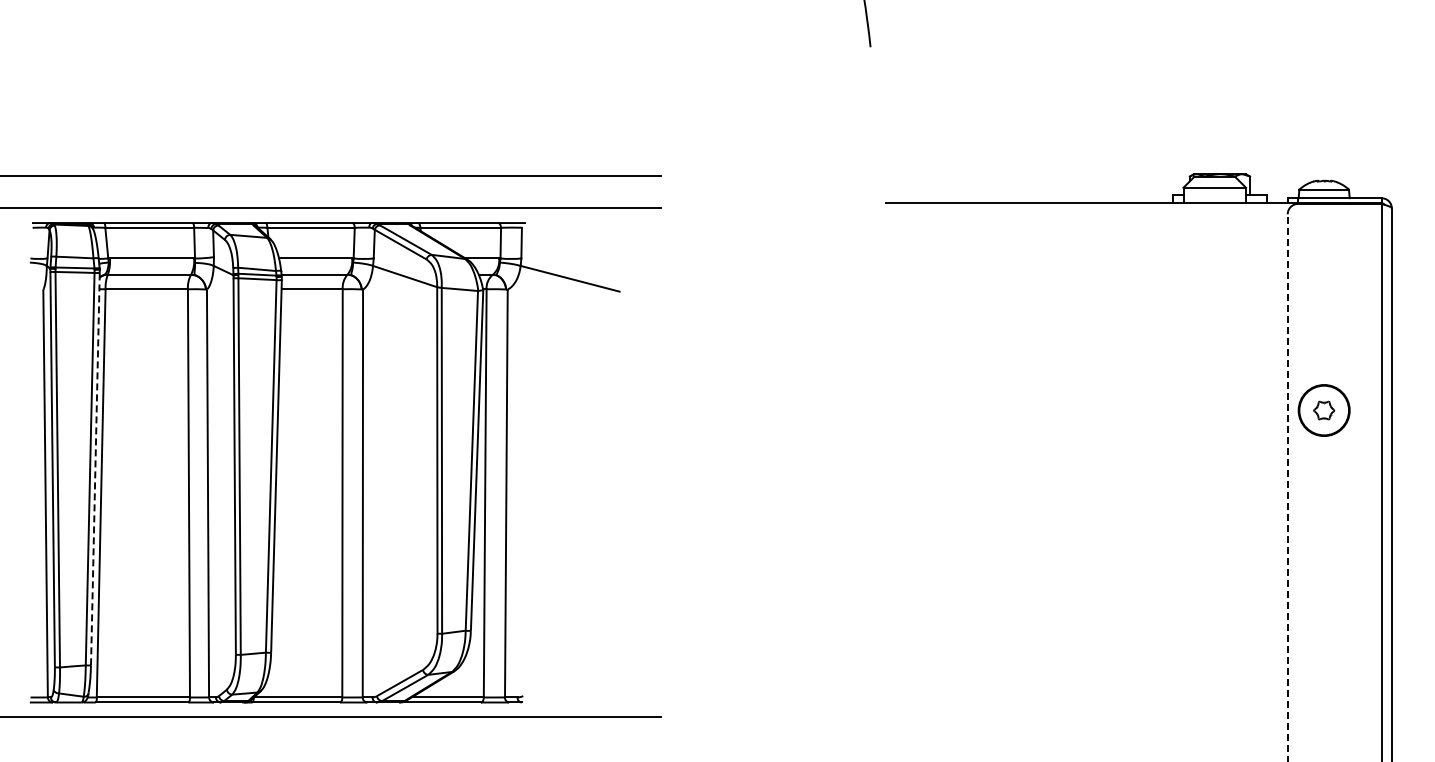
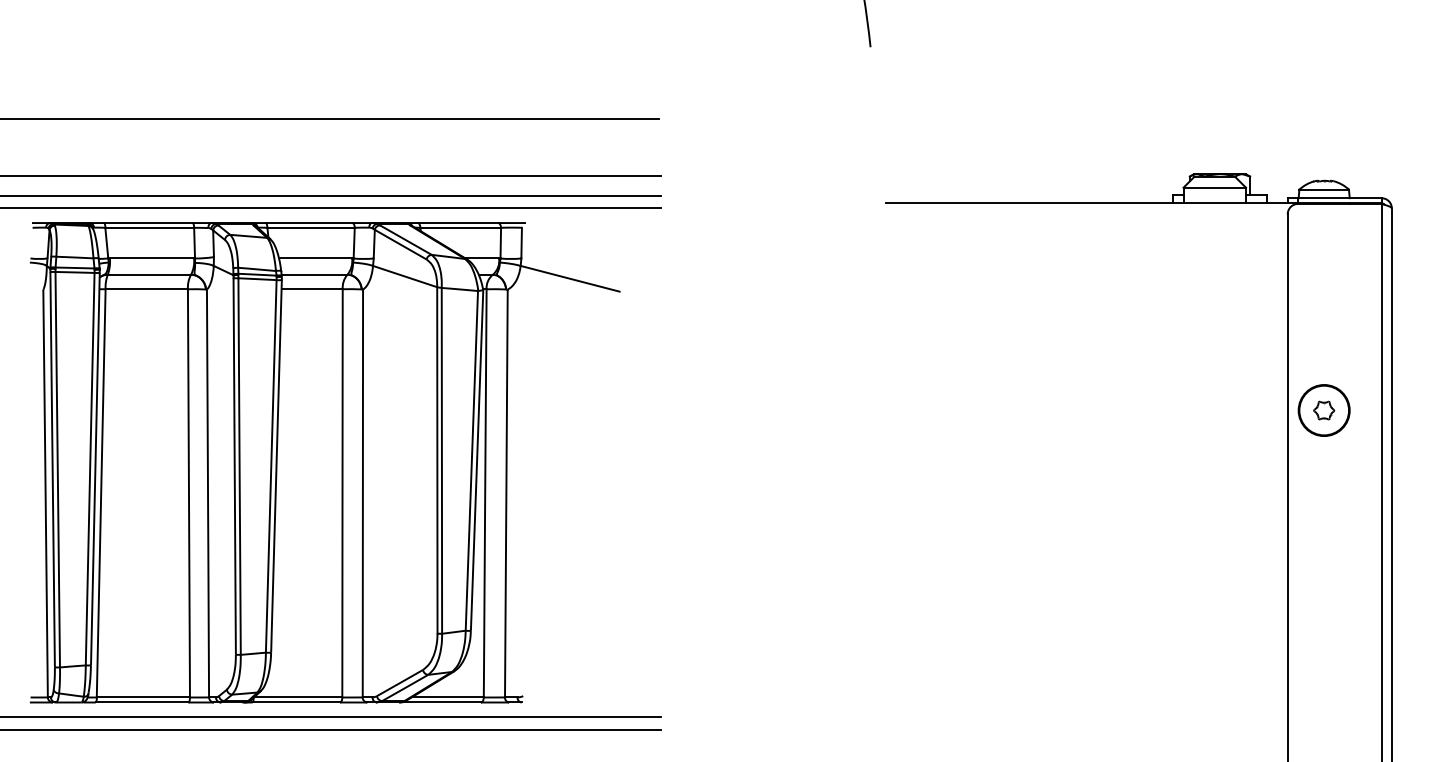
line: none -> present (330, 118)
line: none -> present (331, 195)
line: dashed -> solid (95, 469)
line: dashed -> solid (1287, 487)
line: none -> present (331, 729)
